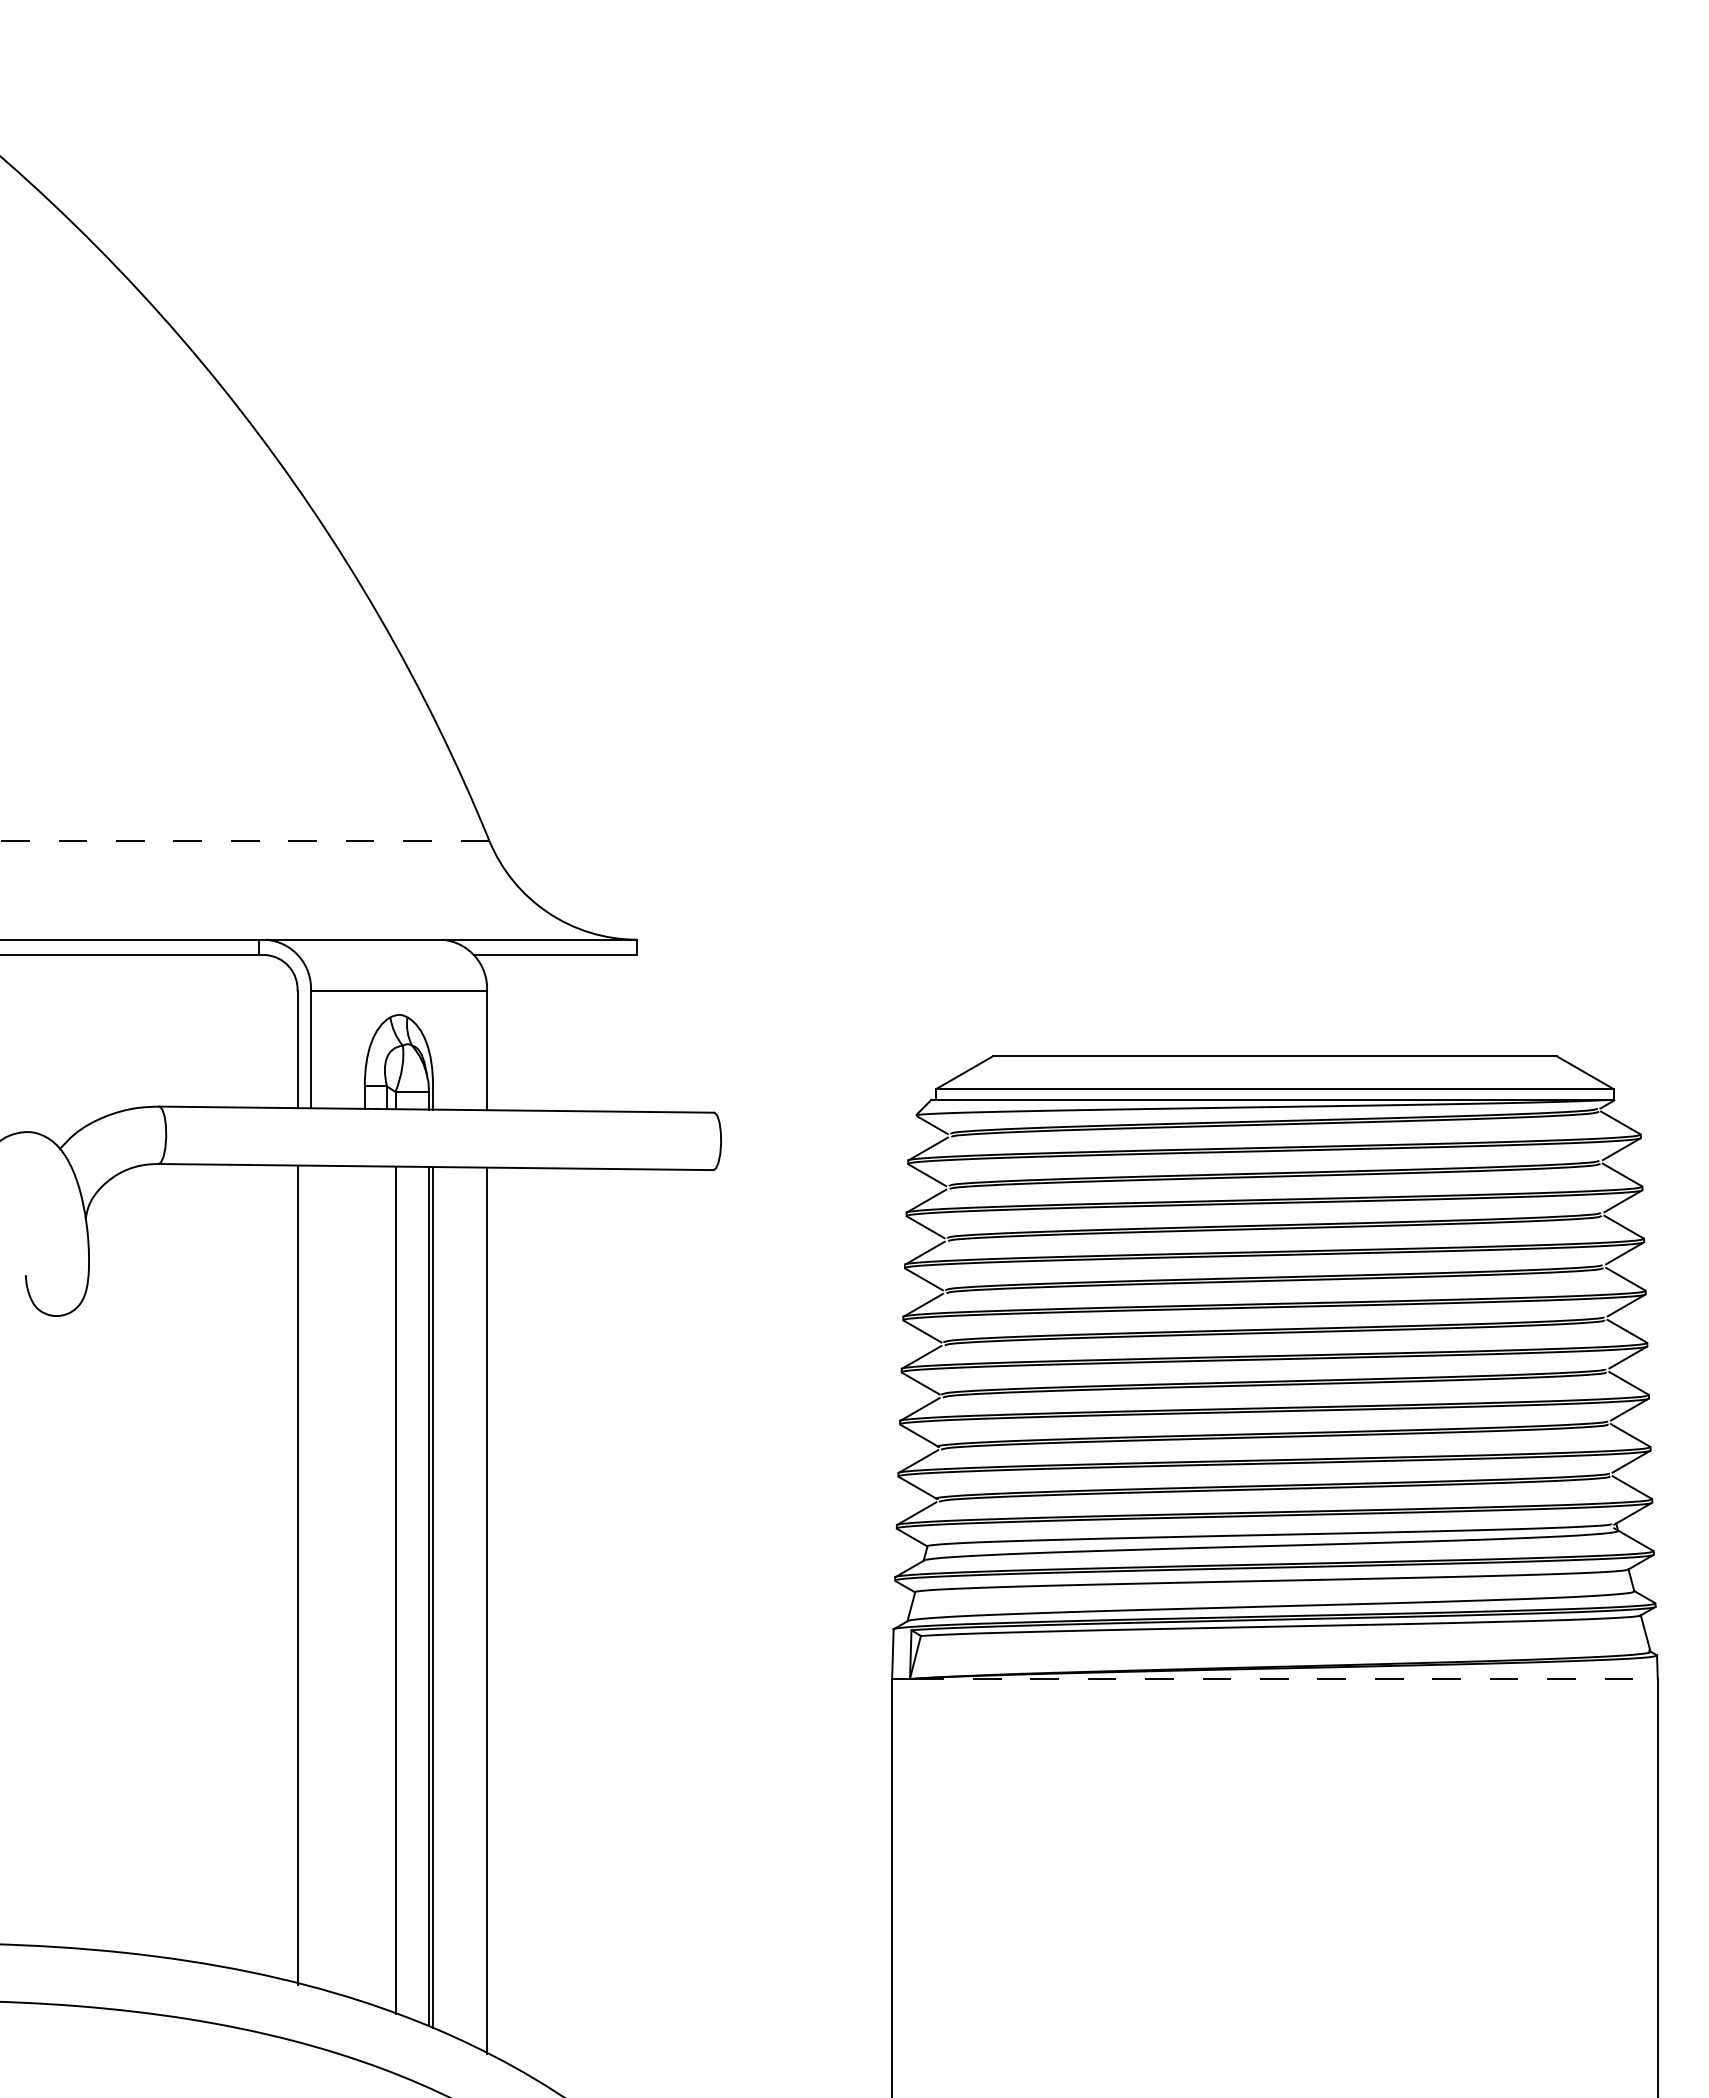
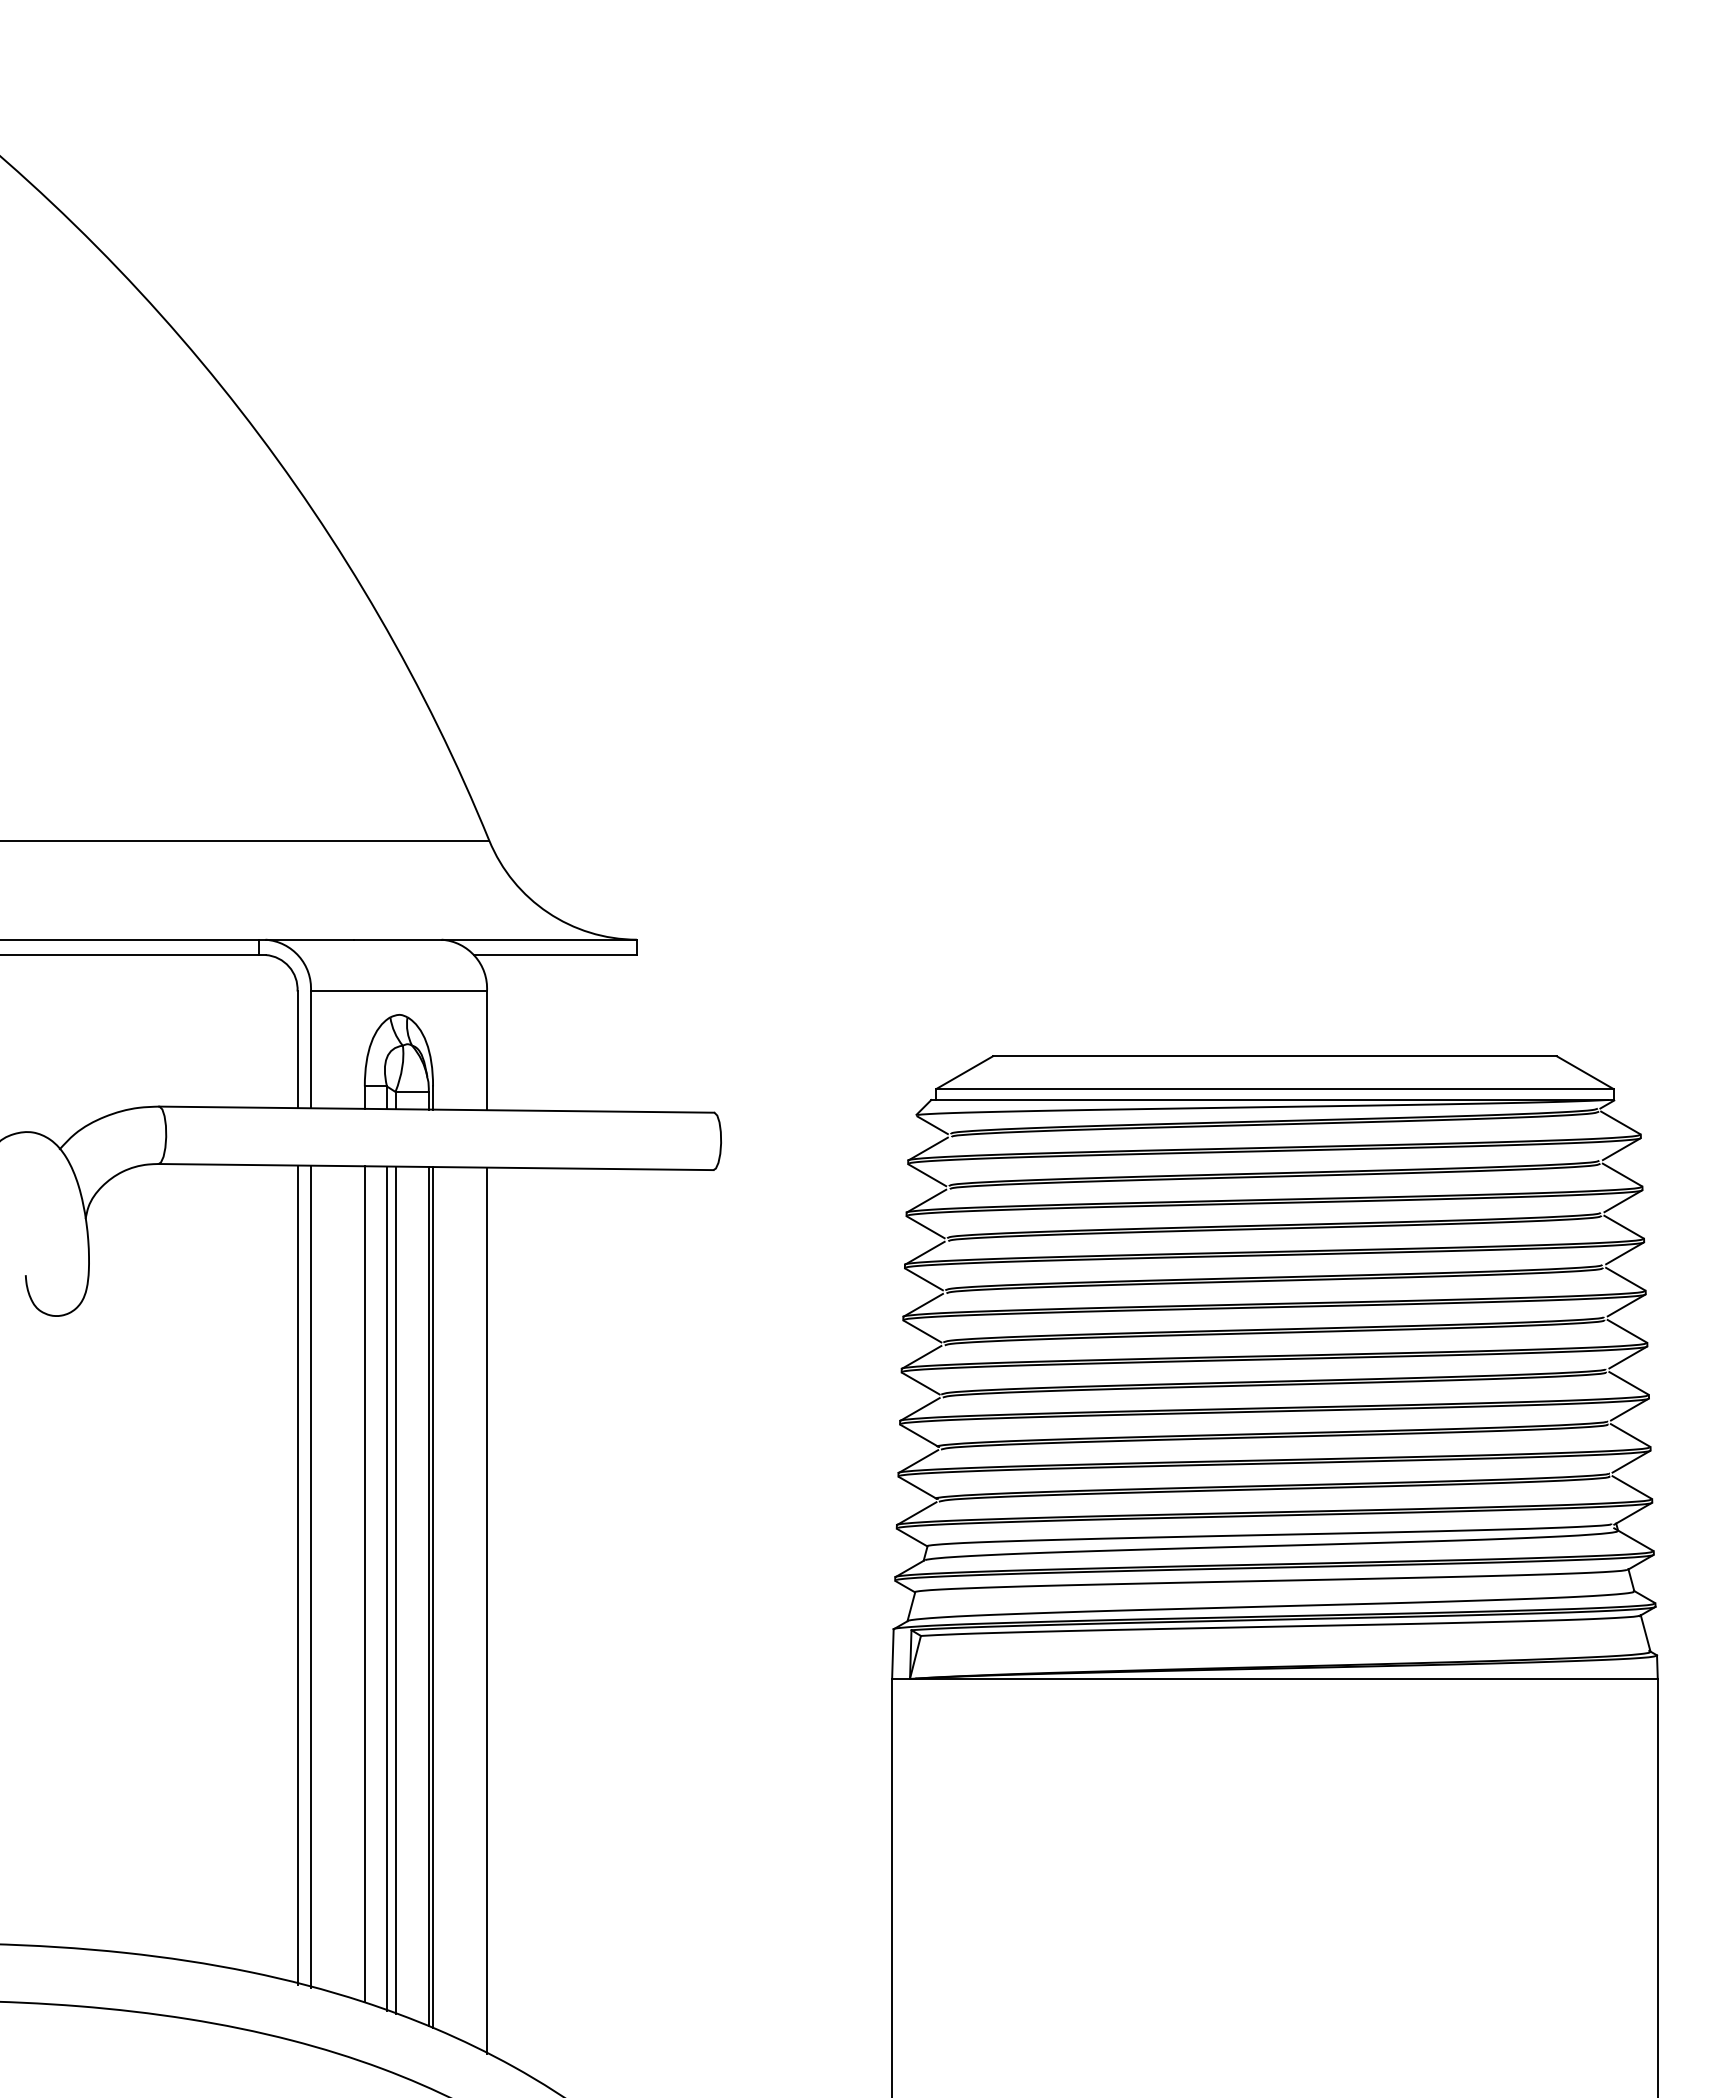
line: dashed -> solid (244, 840)
line: none -> present (310, 1576)
line: none -> present (364, 1584)
line: none -> present (386, 1588)
line: dashed -> solid (1287, 1678)
